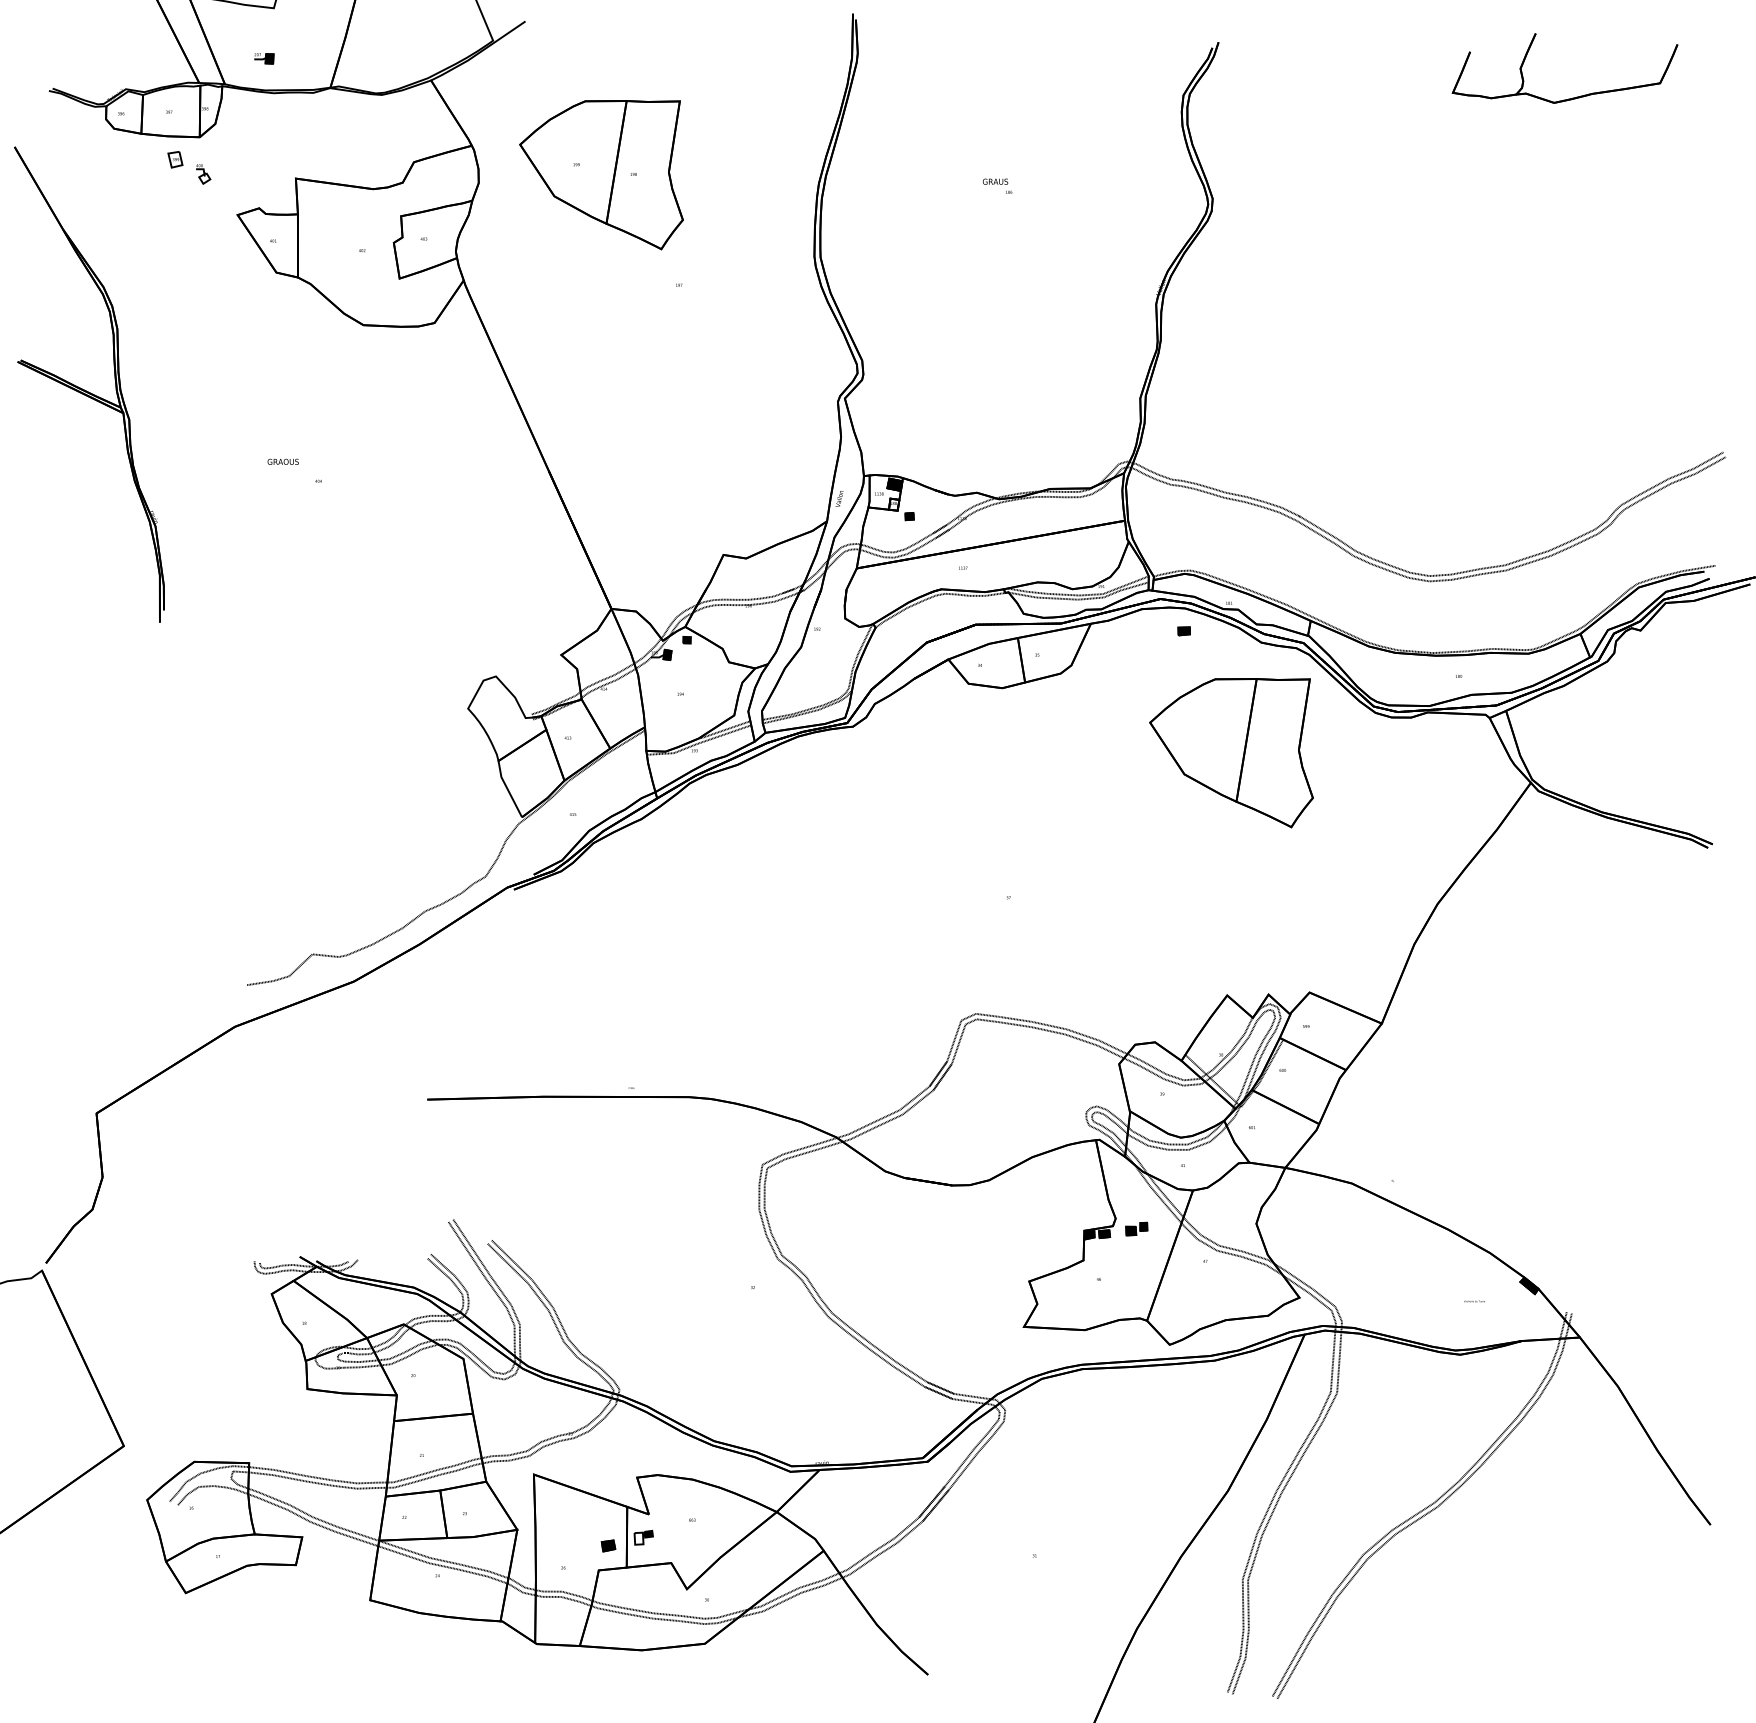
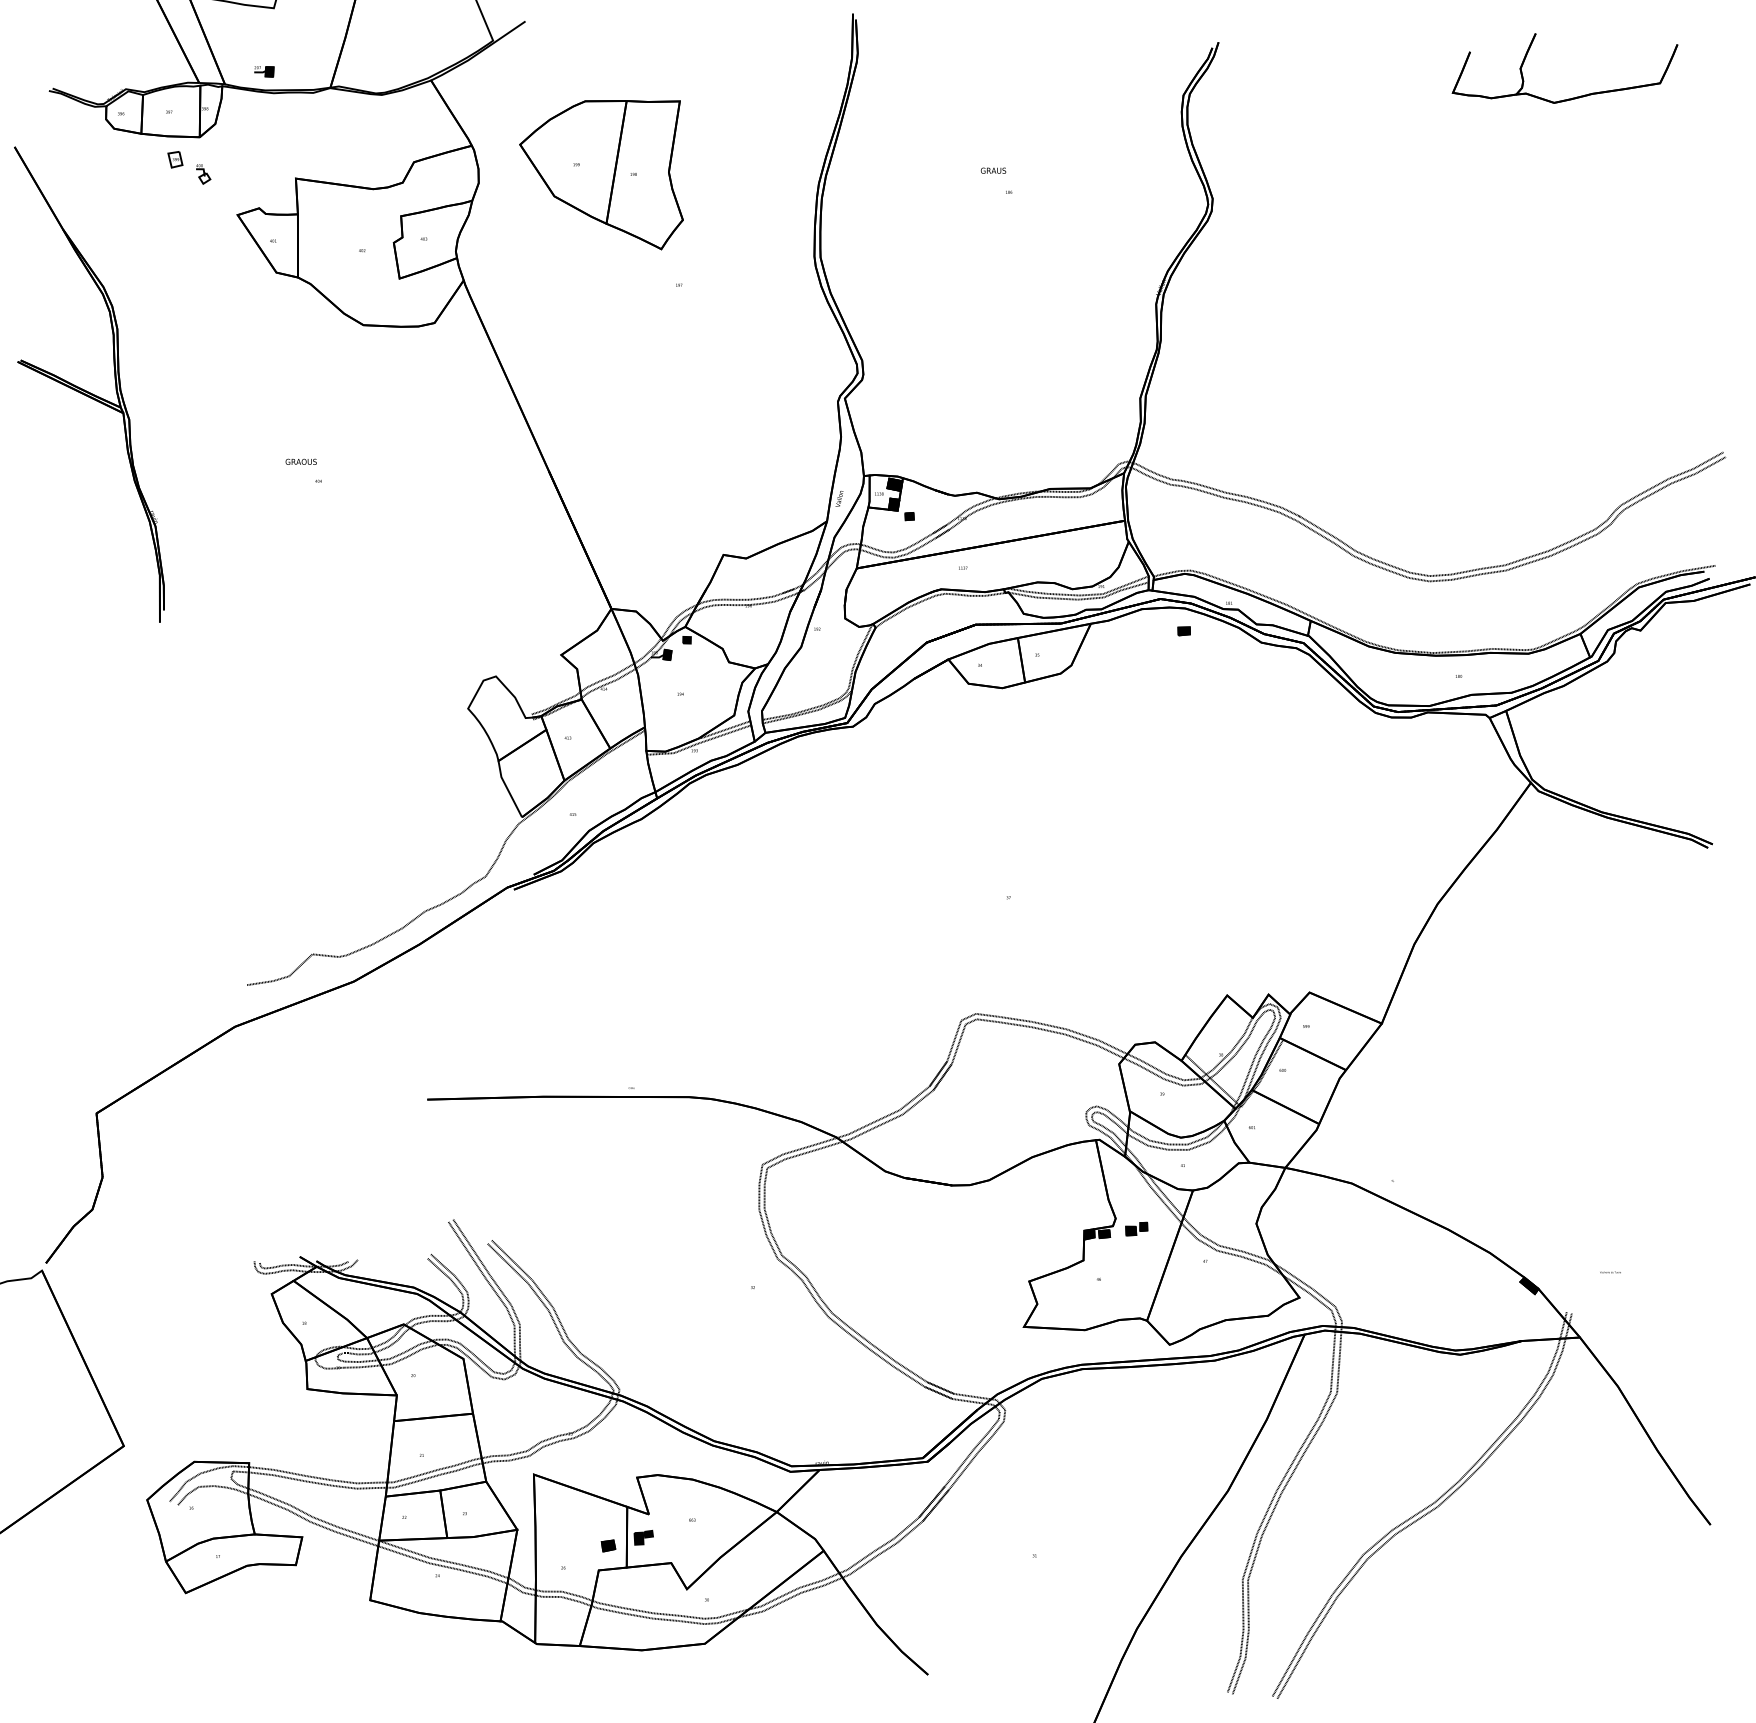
part position: (264, 58) -> (264, 71) (264, 71)
text position: (995, 181) -> (993, 170) (993, 170)
text position: (282, 461) -> (300, 461) (300, 461)
fill: none -> present (893, 504)
part: present -> none (1231, 753)
text position: (1474, 1301) -> (1610, 1272) (1610, 1272)
fill: none -> present (638, 1538)
